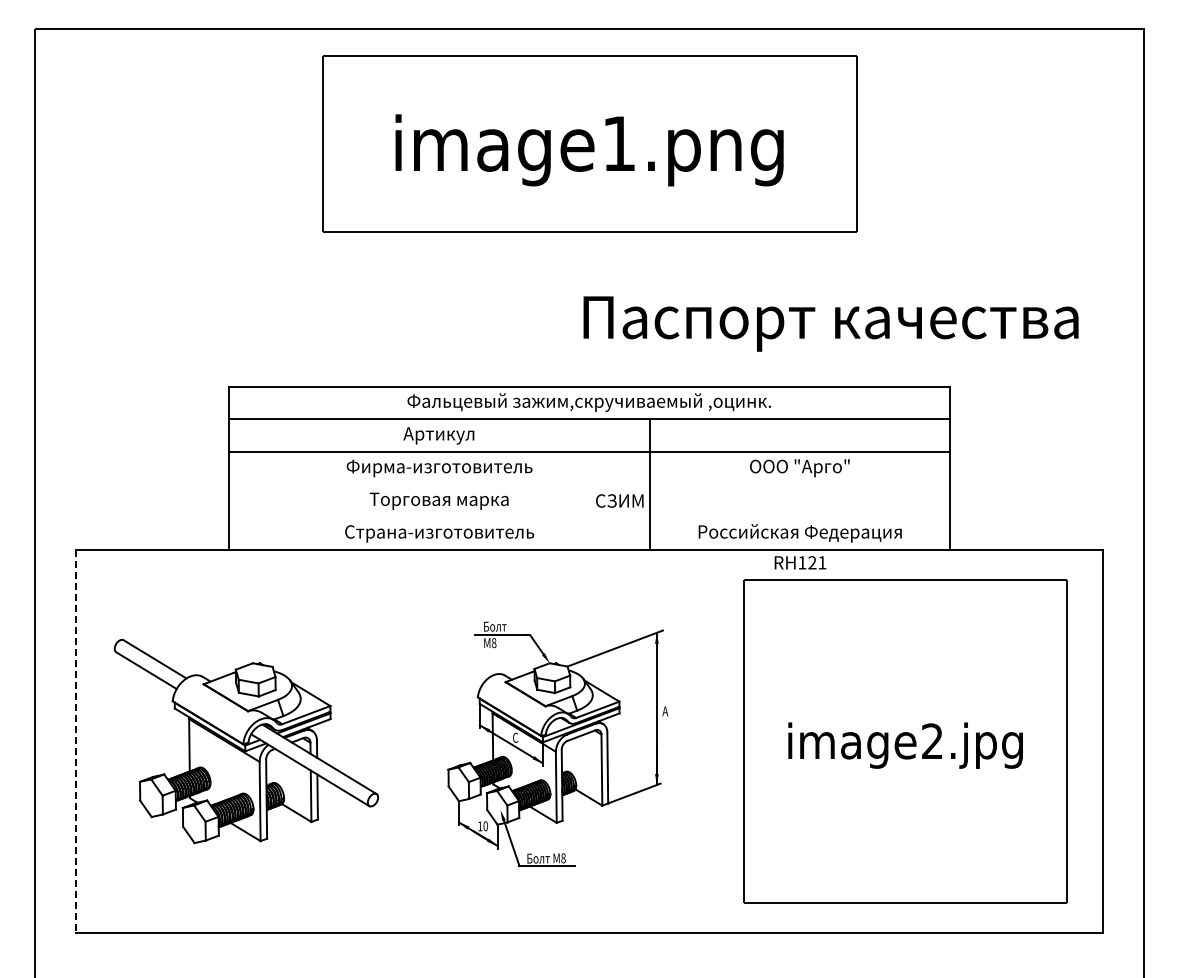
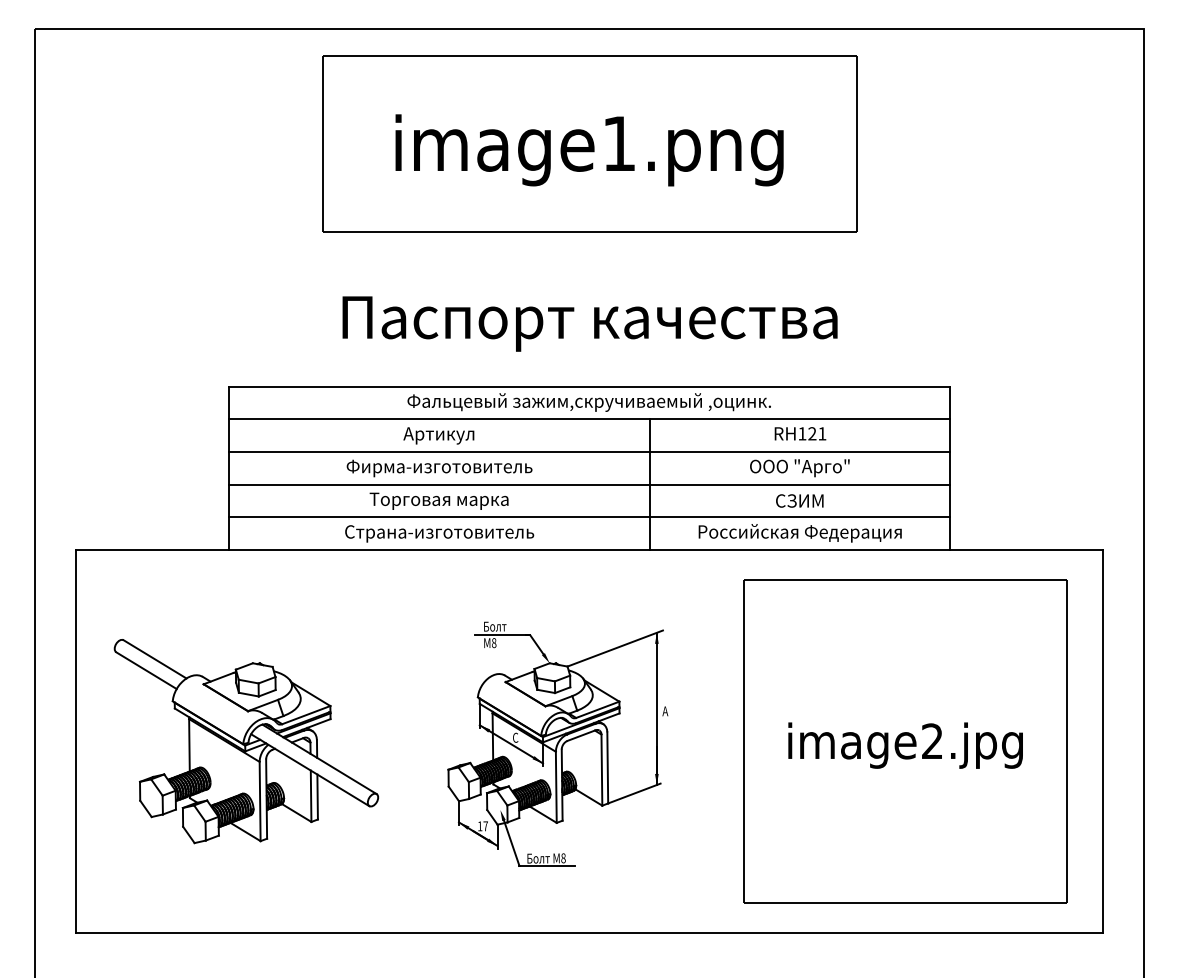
text position: (830, 323) -> (589, 323) (589, 323)
line: none -> present (589, 484)
text position: (619, 500) -> (799, 500) (799, 500)
line: none -> present (589, 517)
text position: (800, 562) -> (800, 433) (800, 433)
line: dashed -> solid (75, 741)
text: 10 -> 17 (485, 826)
